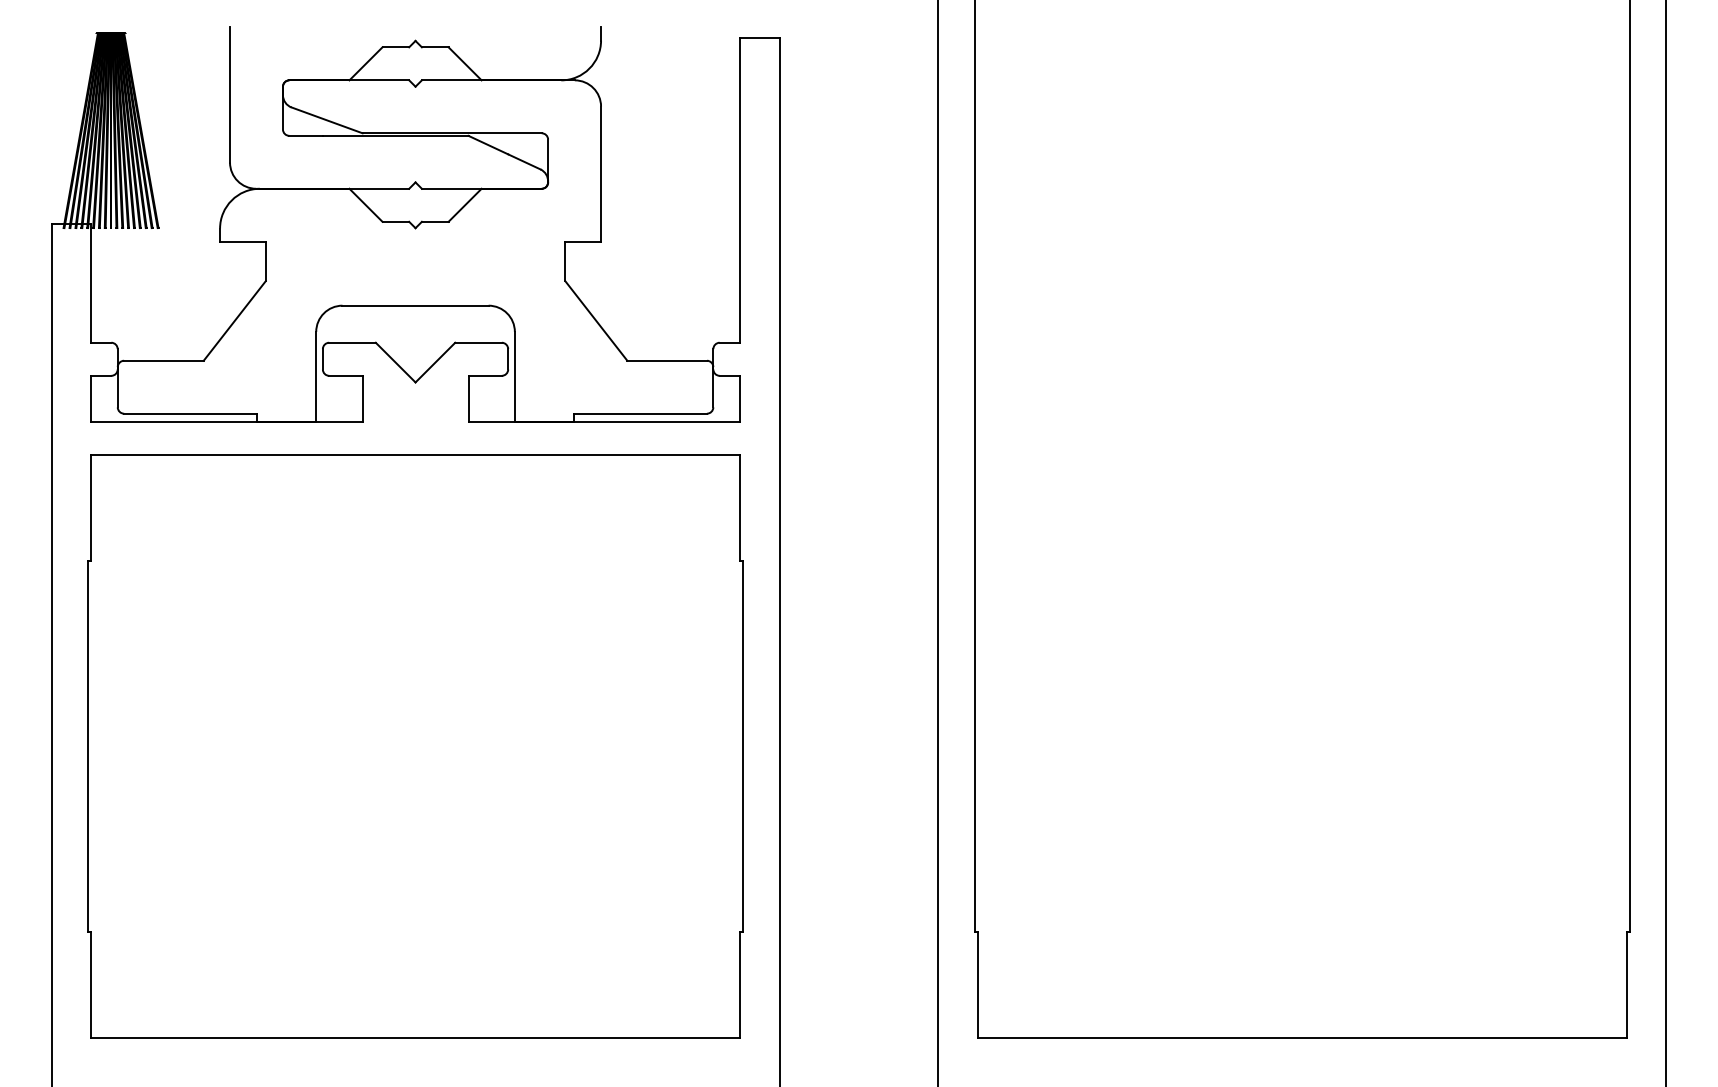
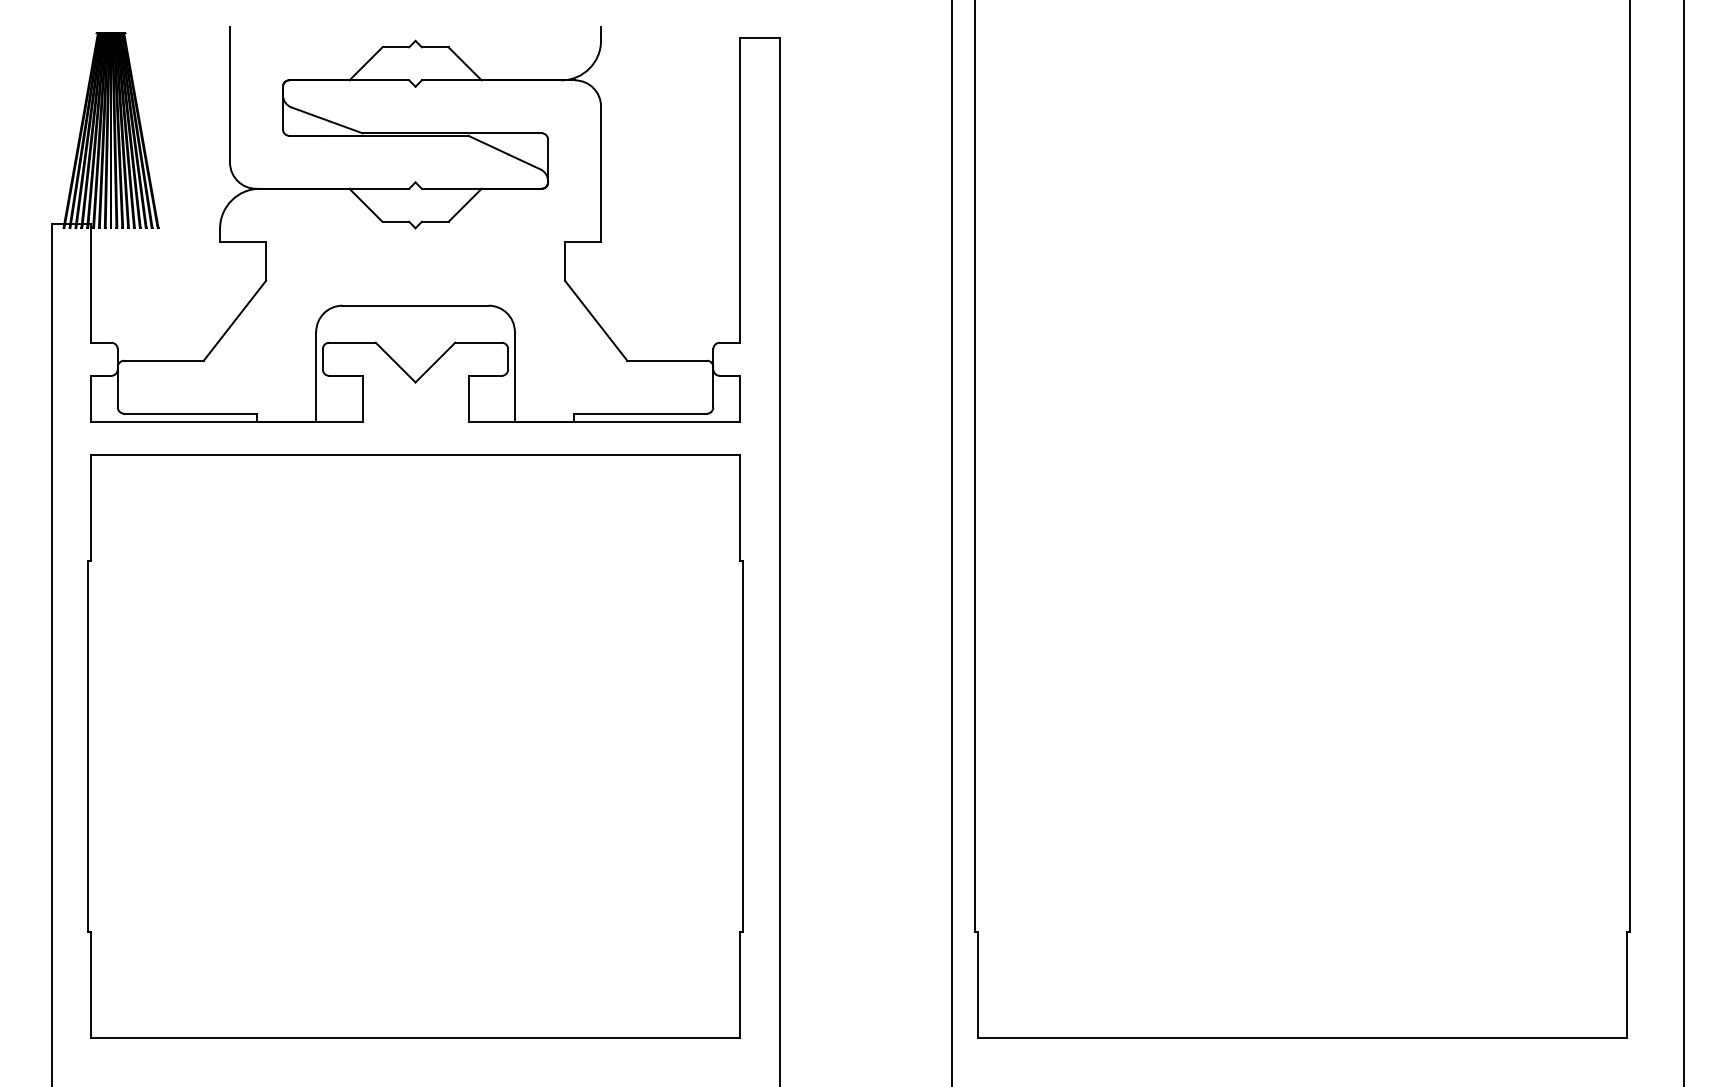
line position: (938, 542) -> (952, 542) (952, 542)
line position: (1666, 542) -> (1684, 542) (1684, 542)
